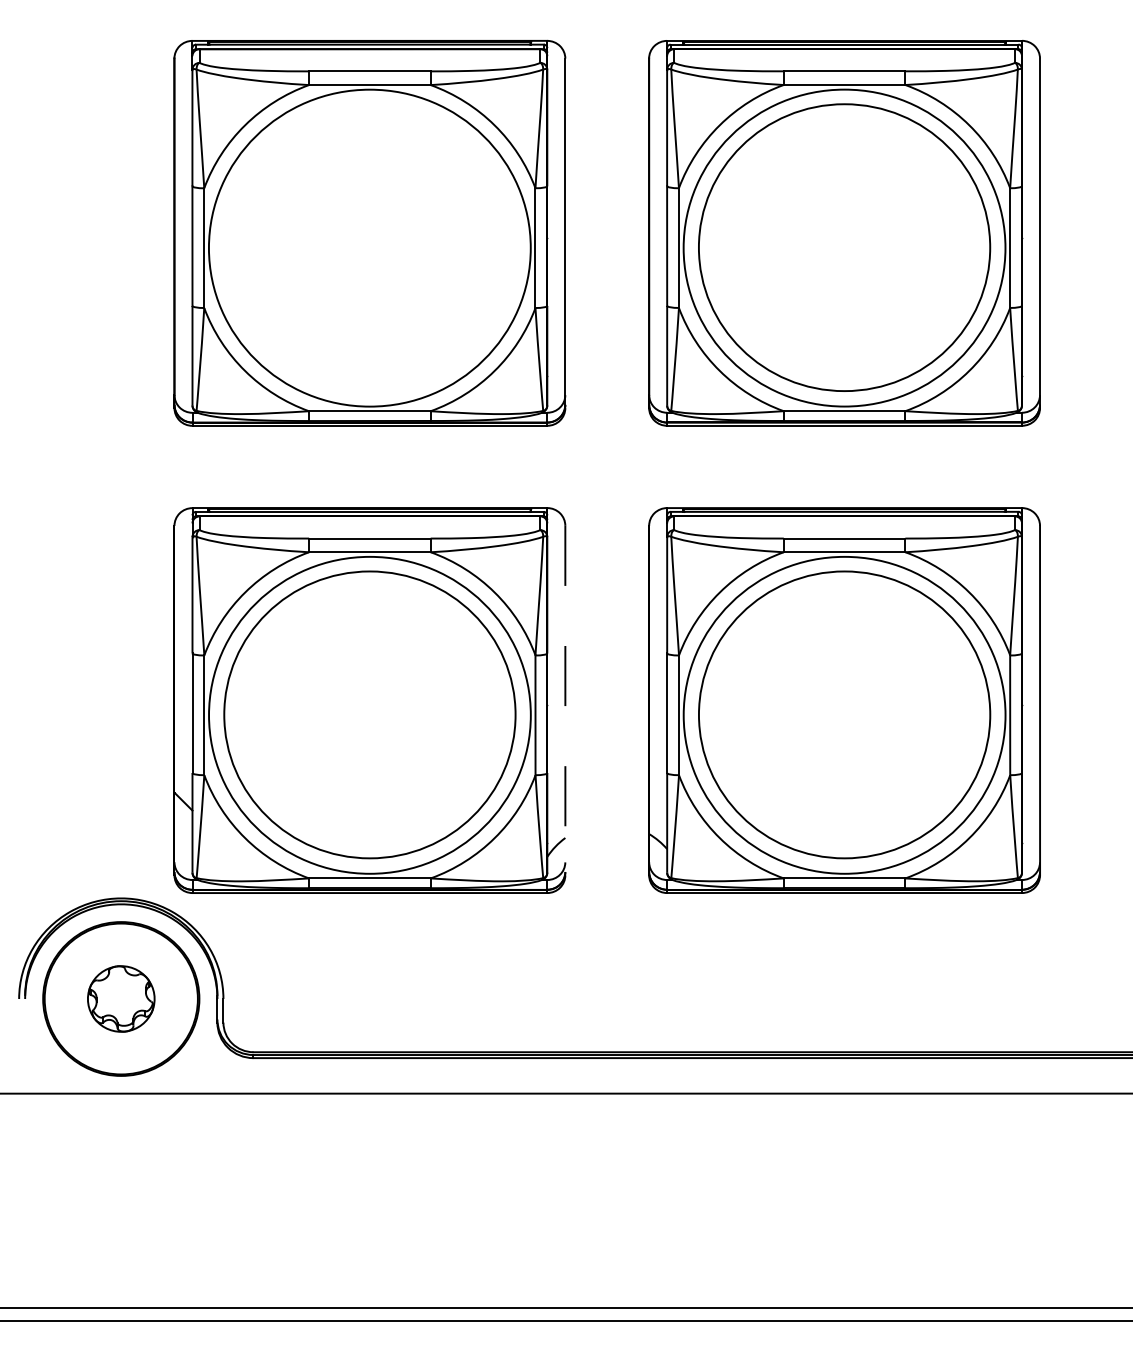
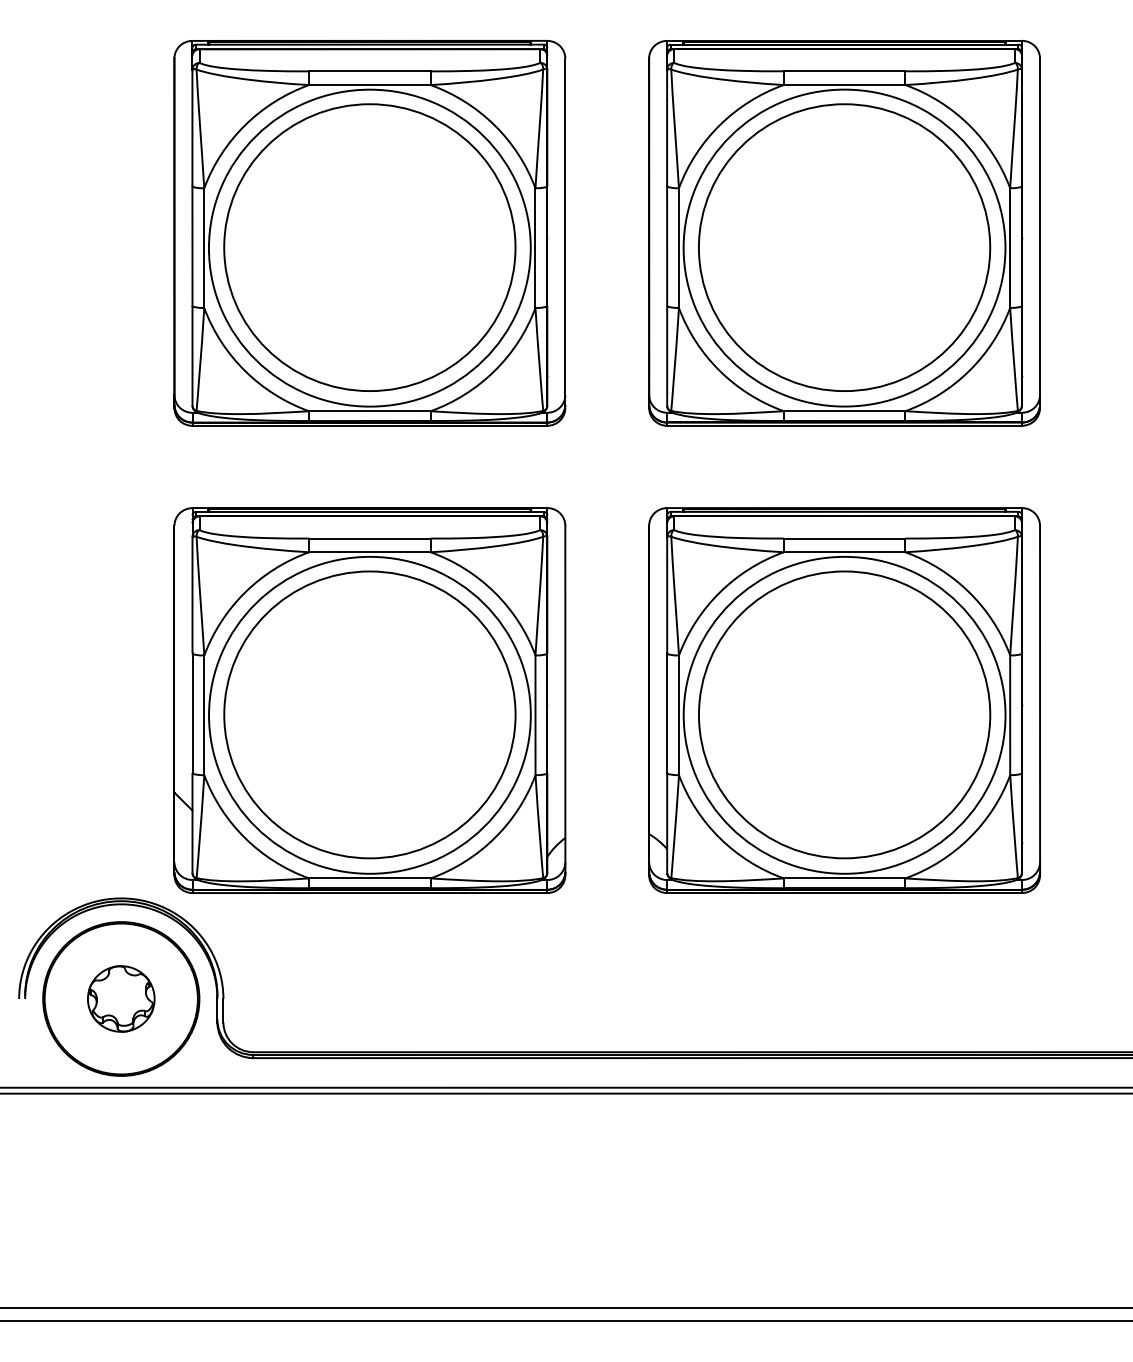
part: none -> present (369, 247)
line: dashed -> solid (565, 700)
line: none -> present (565, 1087)
